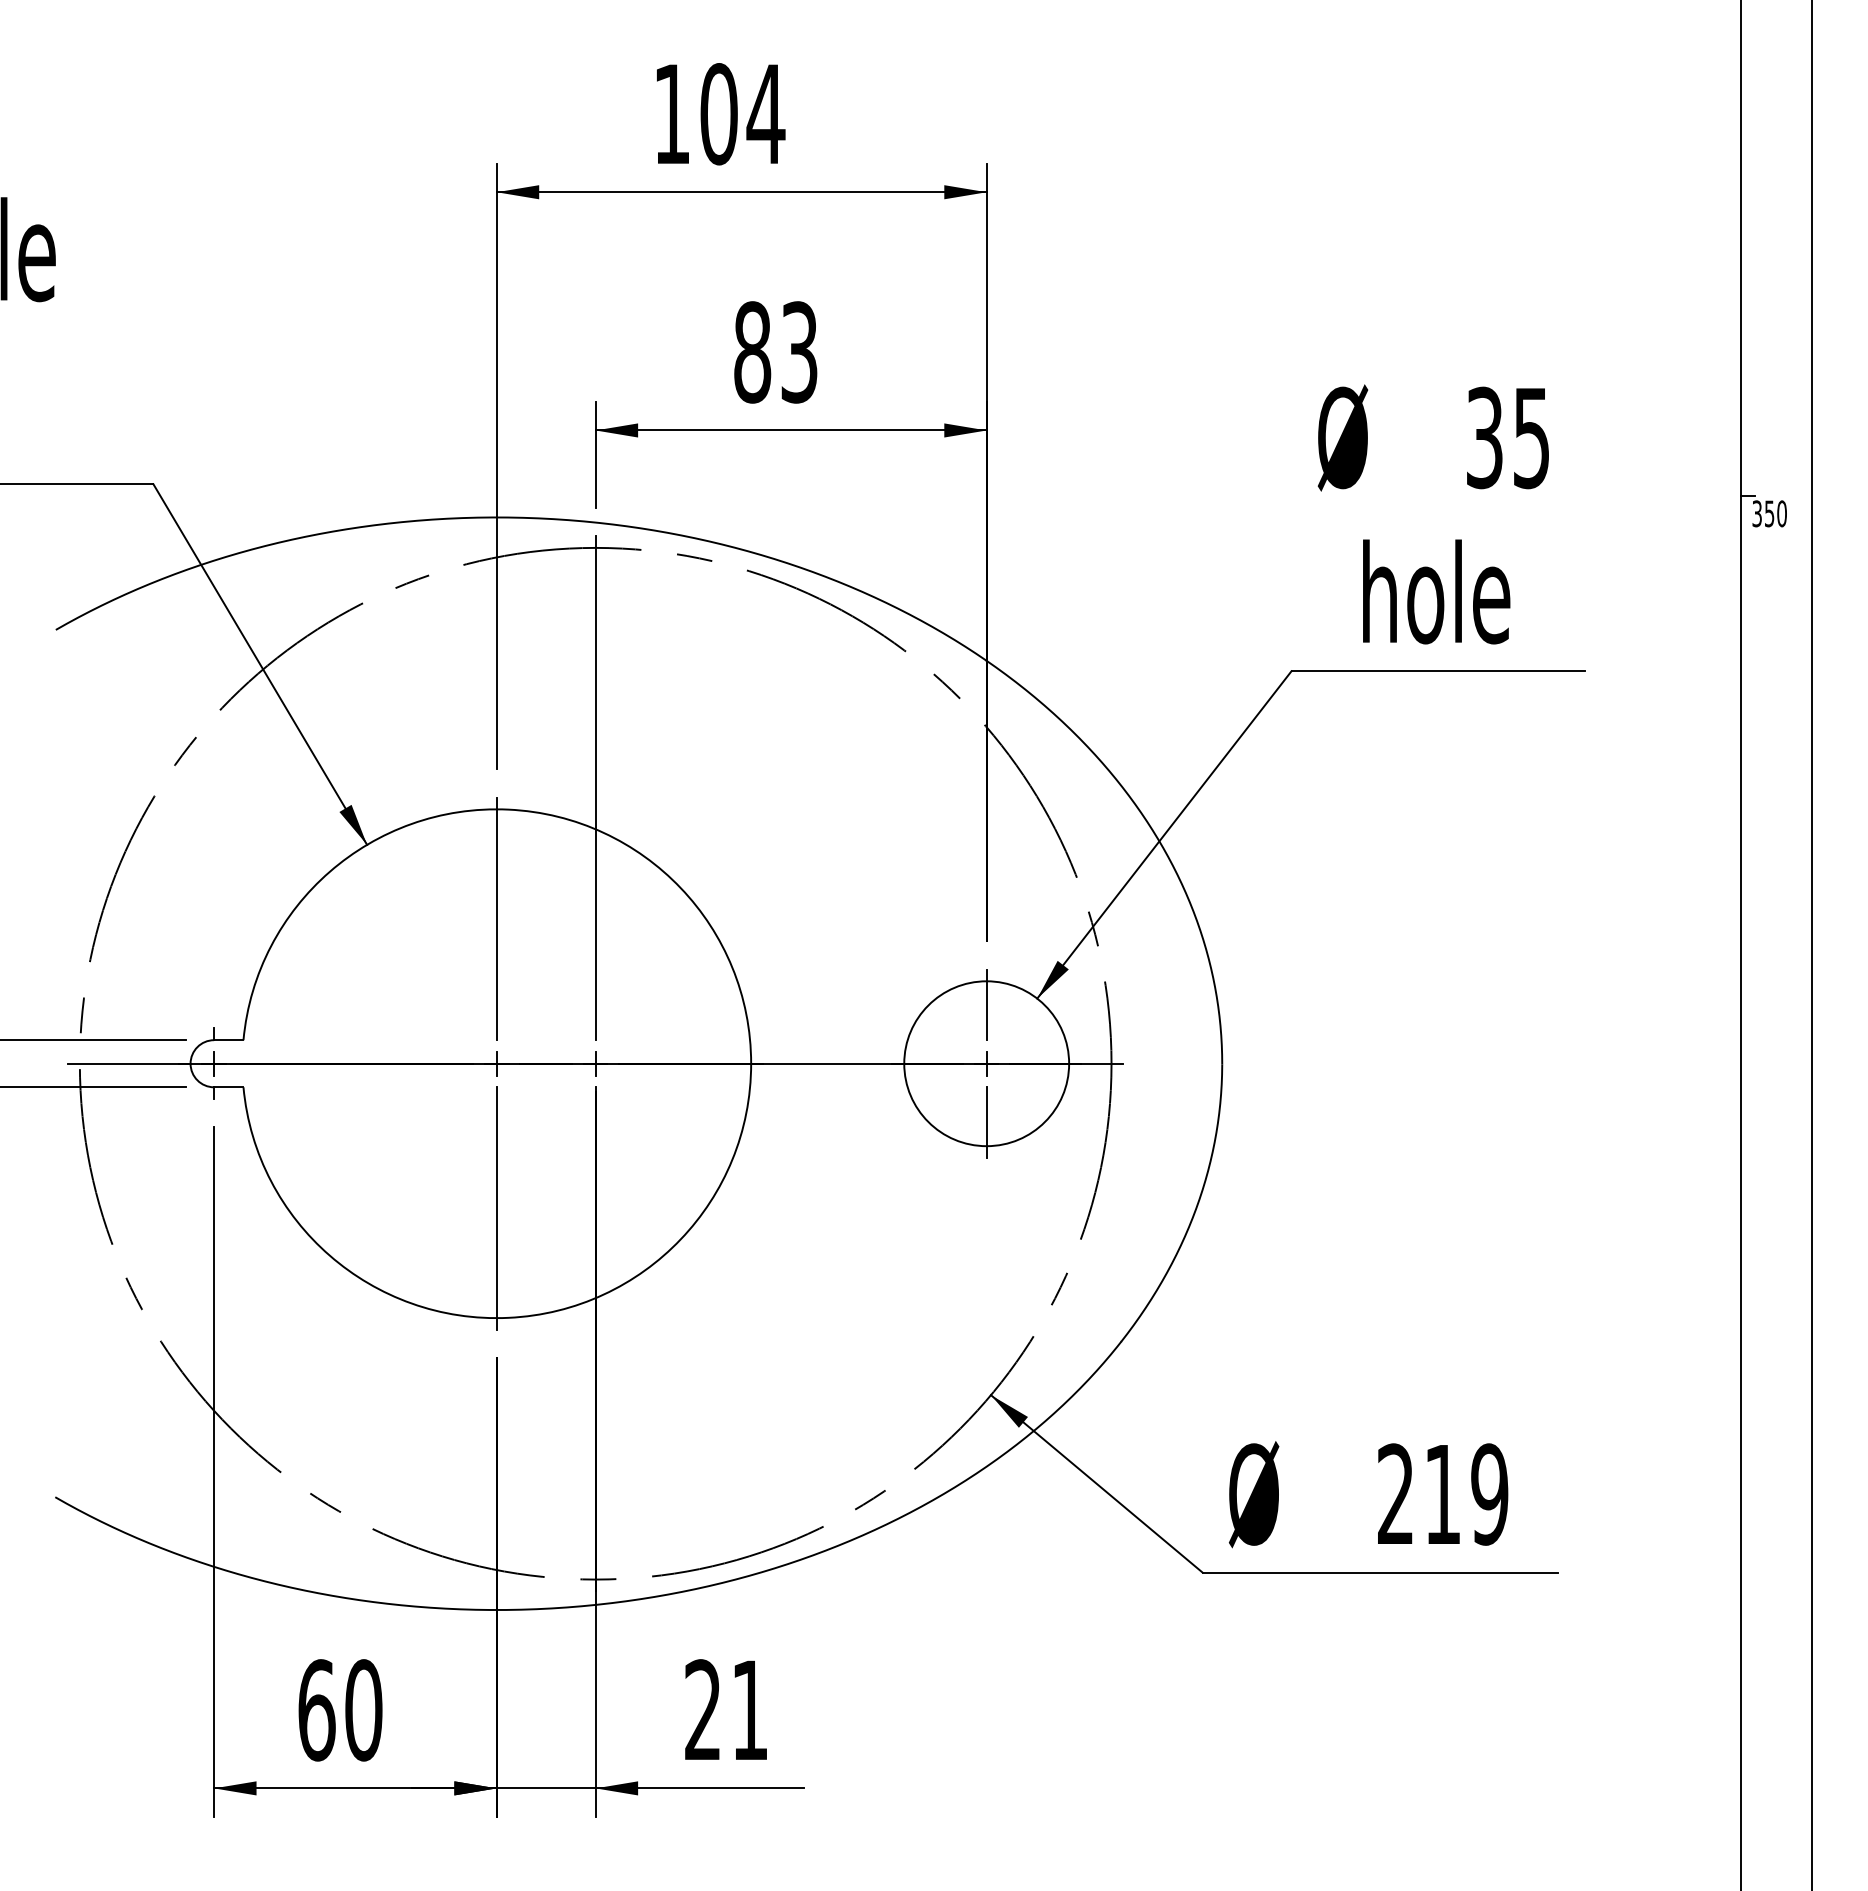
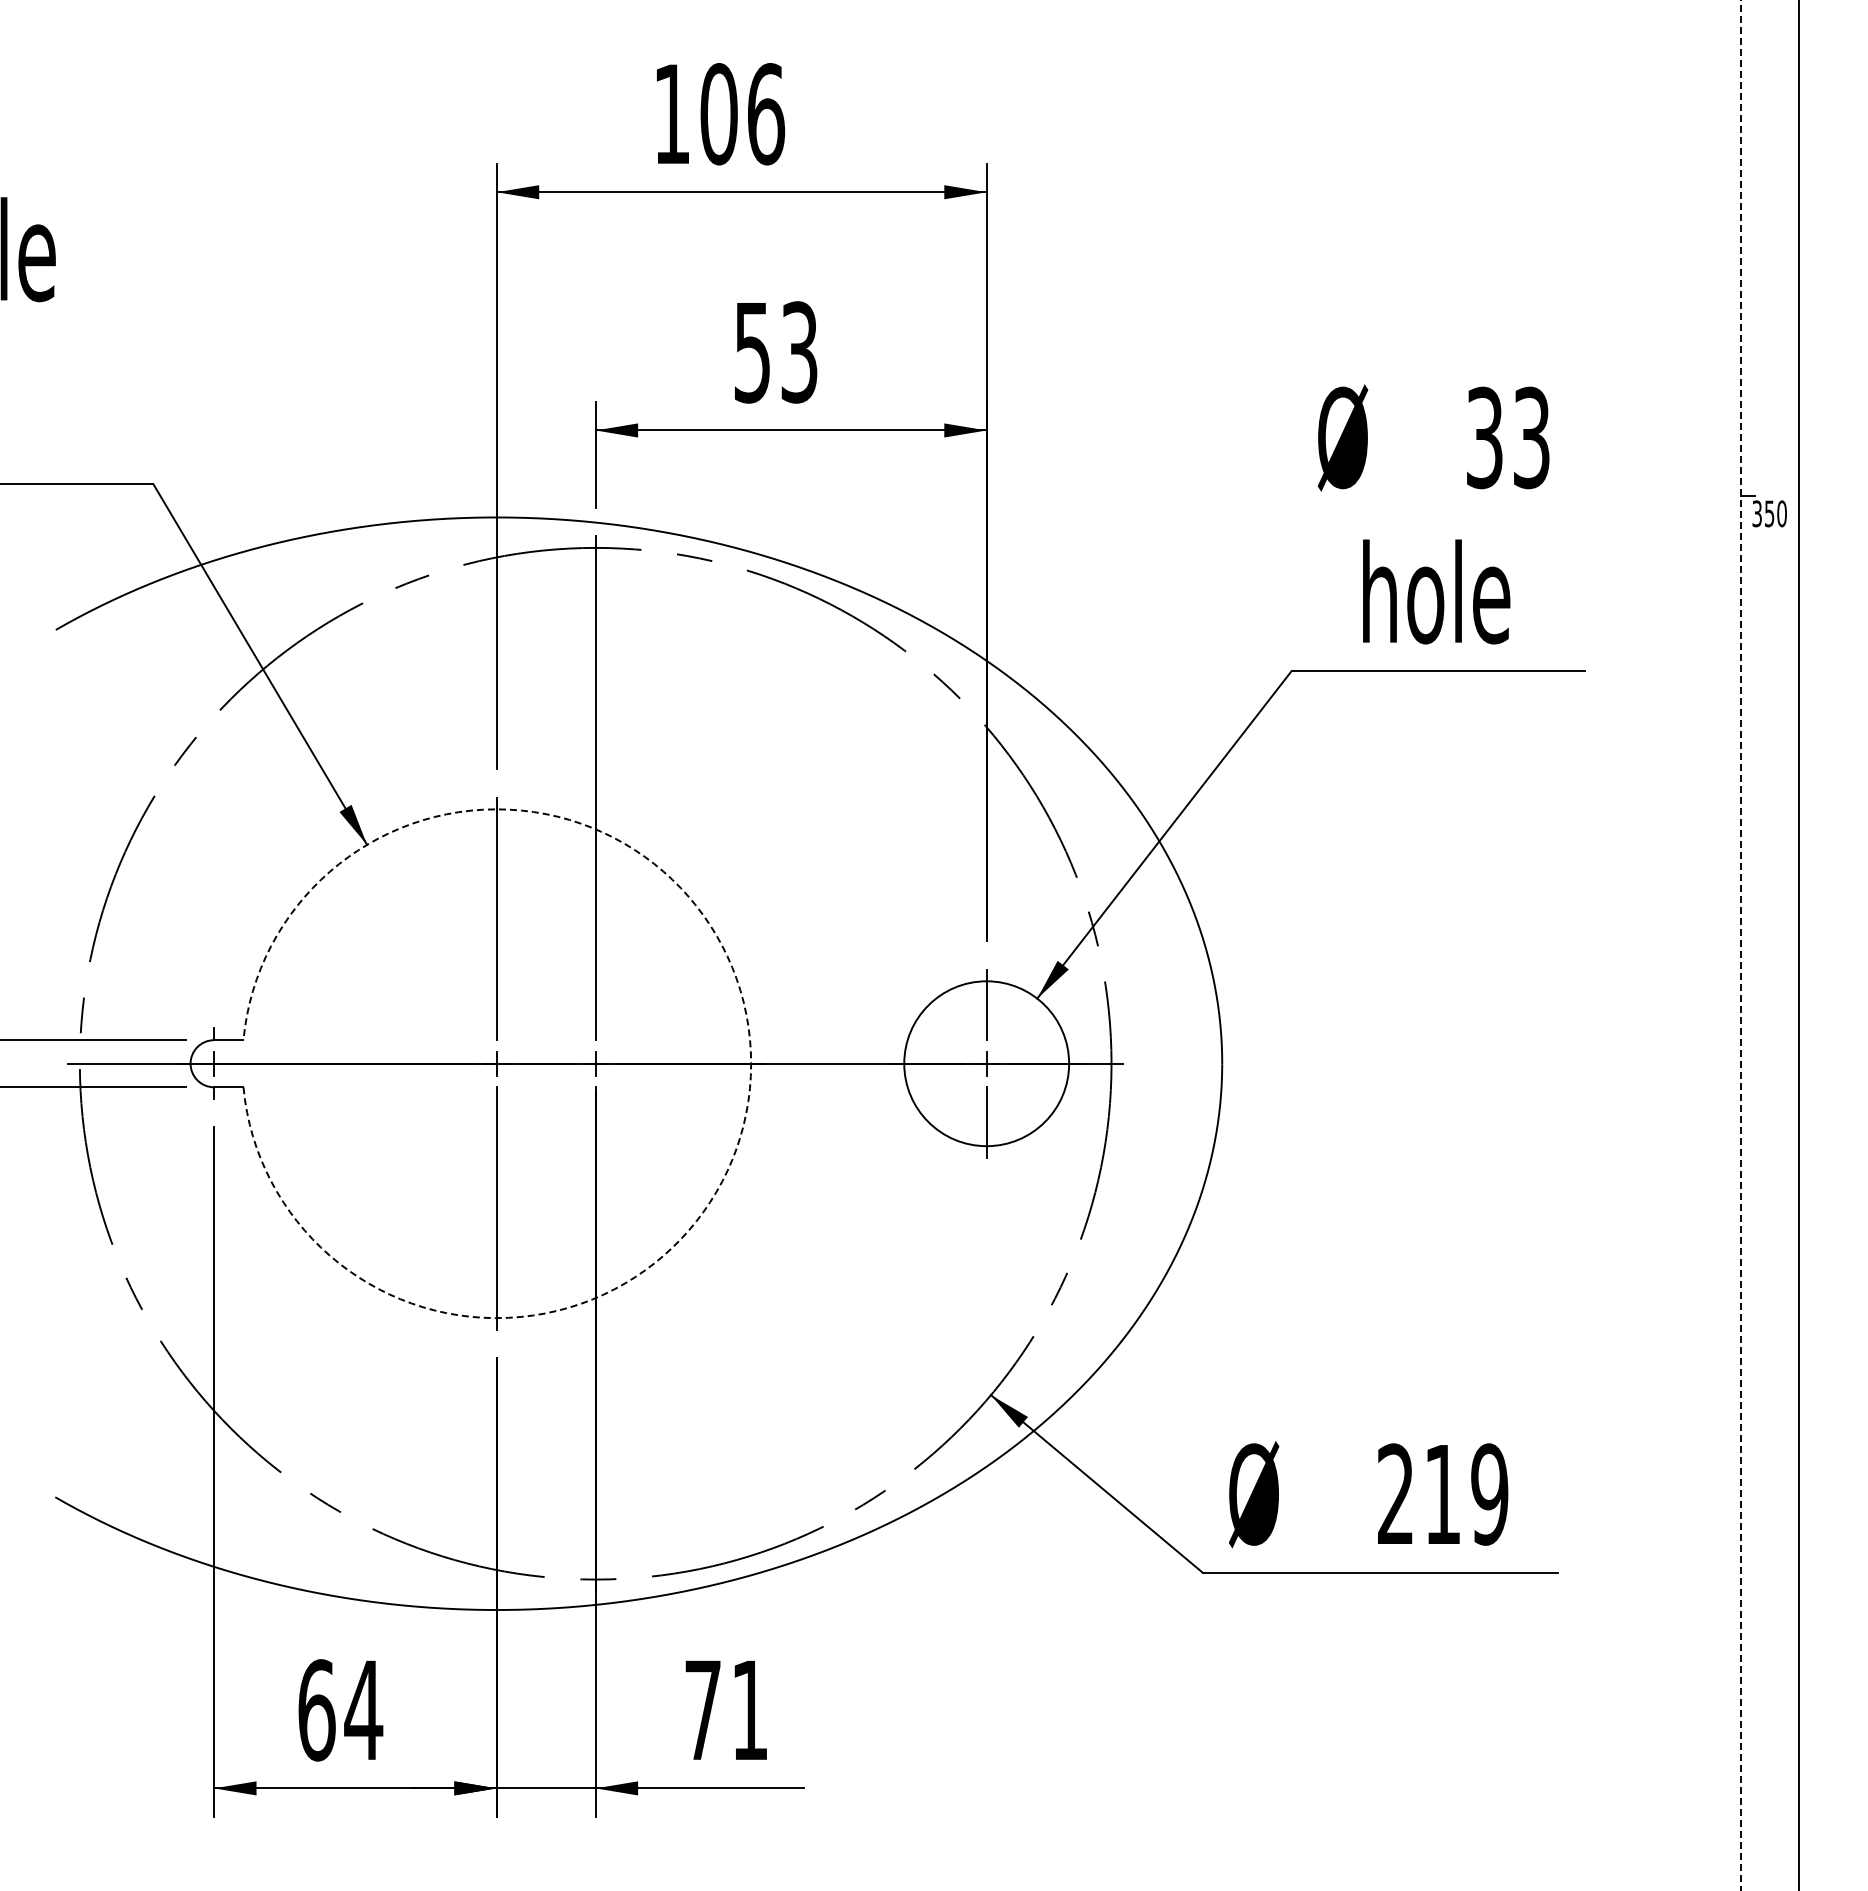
text: 104 -> 106 (765, 114)
text: 83 -> 53 (752, 352)
text: 35 -> 33 (1531, 437)
line position: (1811, 944) -> (1798, 944) (1798, 944)
line: solid -> dashed (1741, 945)
arc: solid -> dashed (751, 1063)
text: 21 -> 71 (702, 1709)
text: 60 -> 64 (363, 1710)
